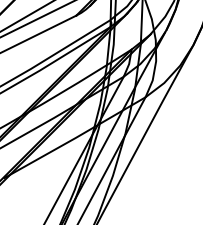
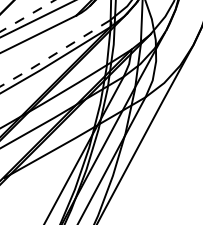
line: solid -> dashed (27, 15)
line: solid -> dashed (54, 54)
